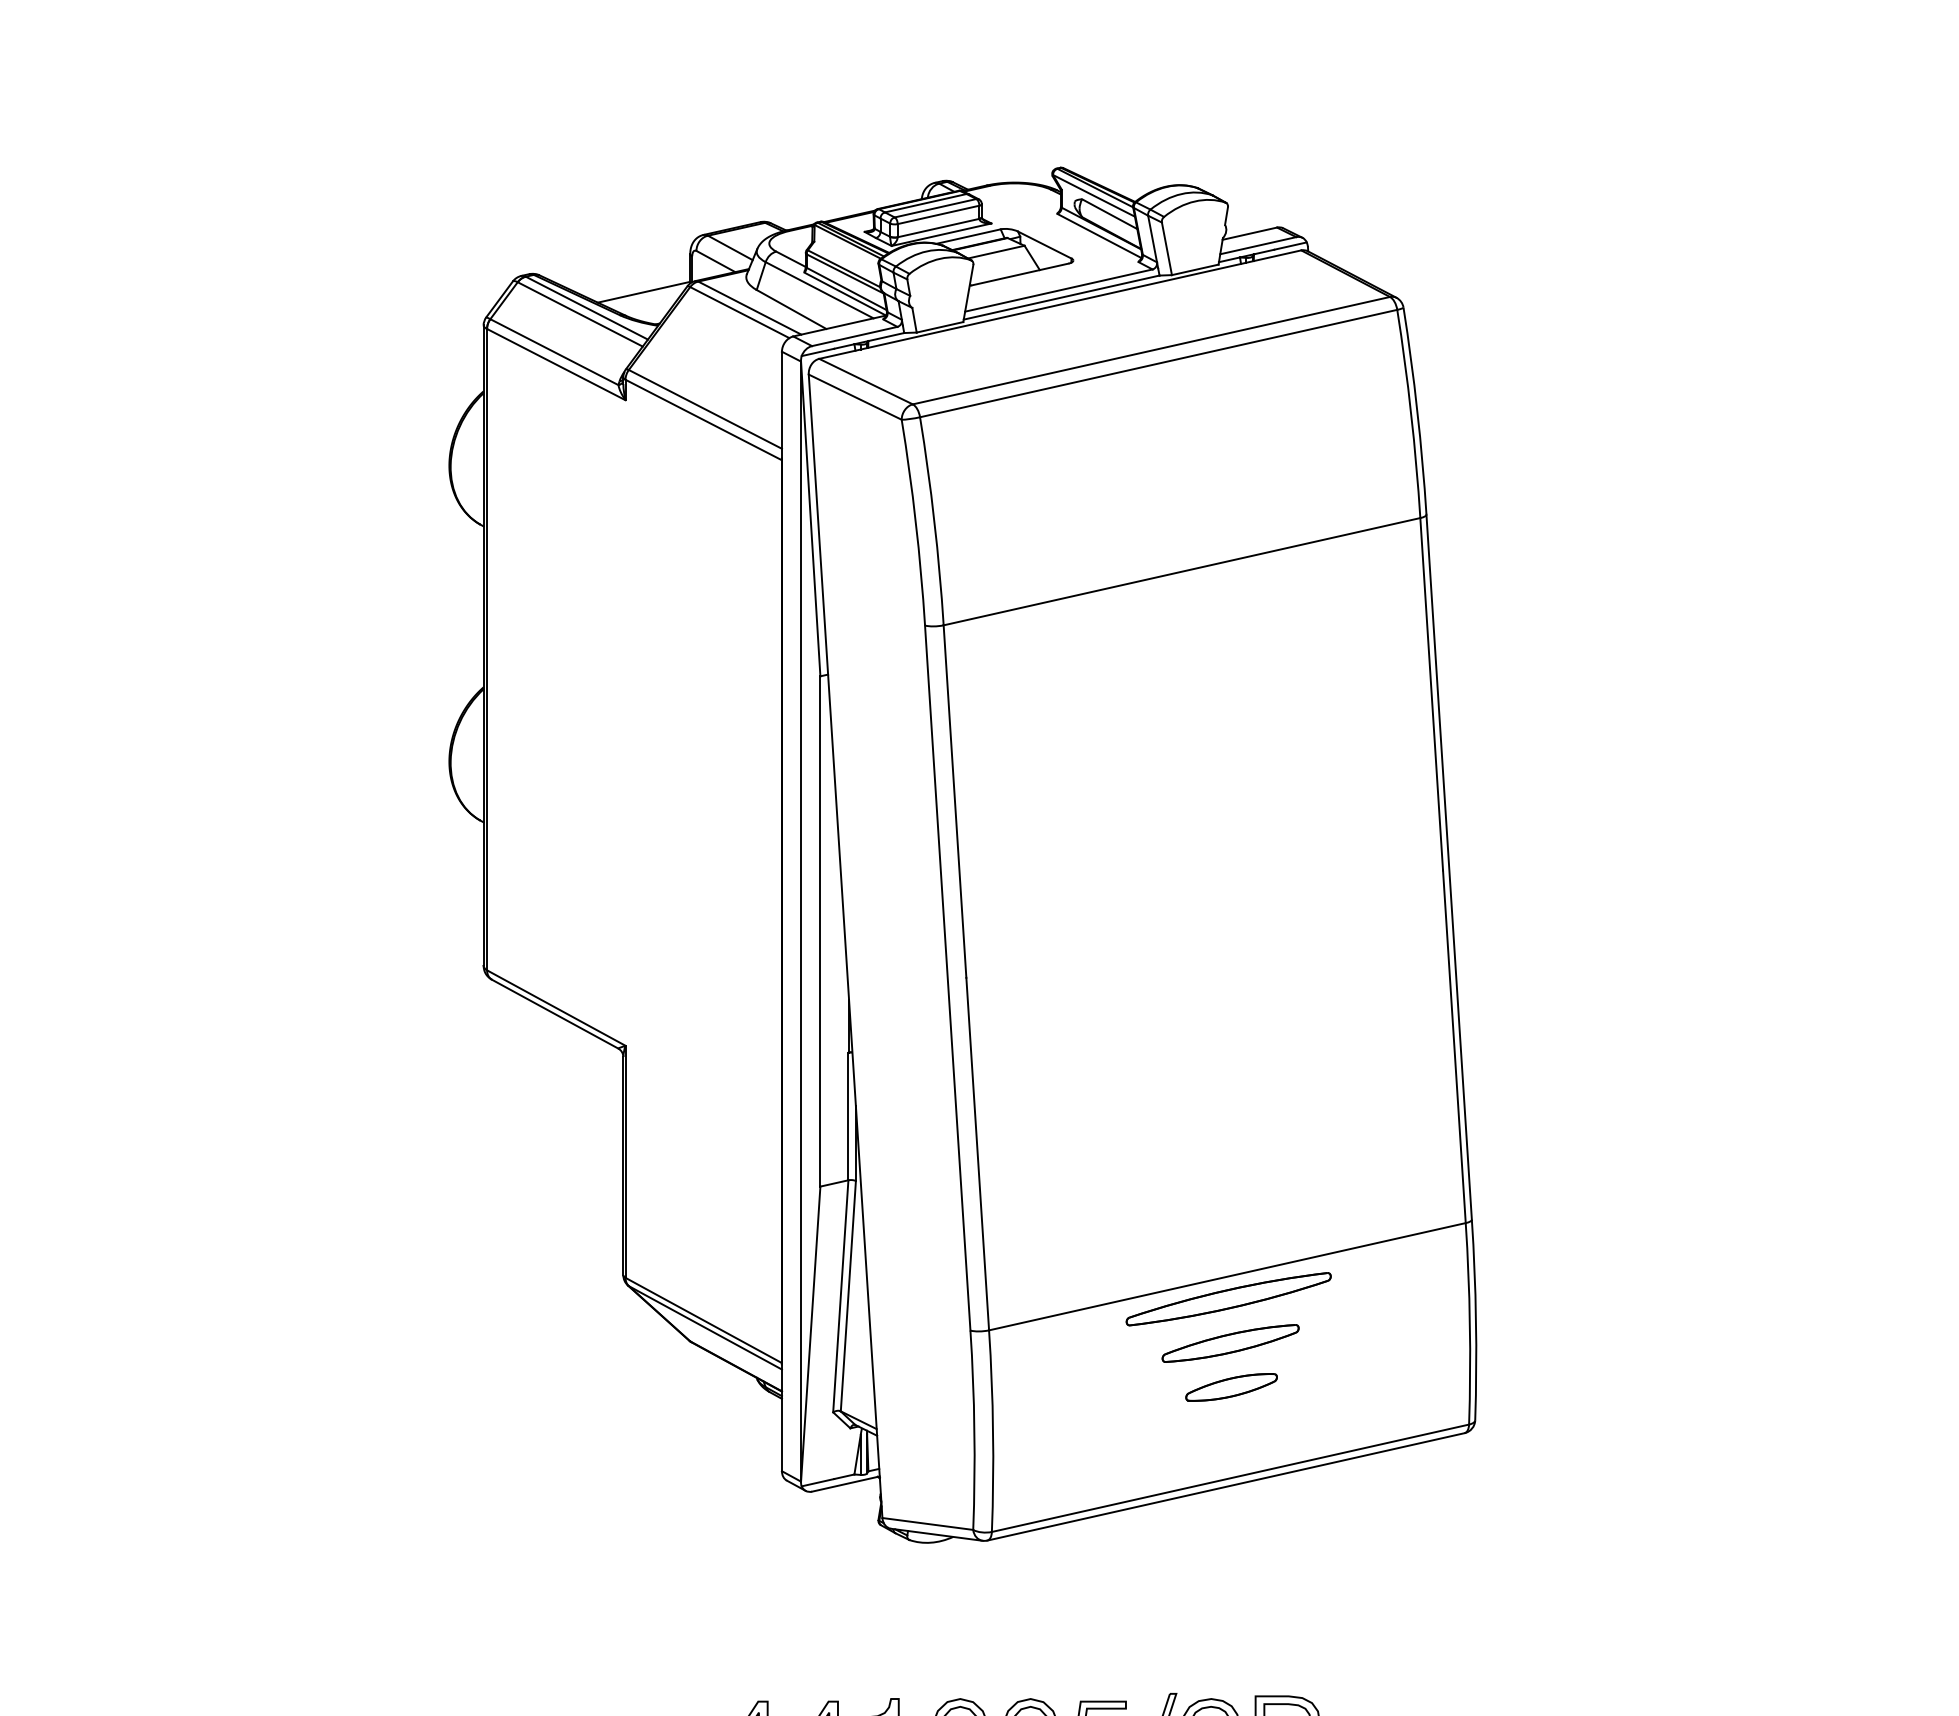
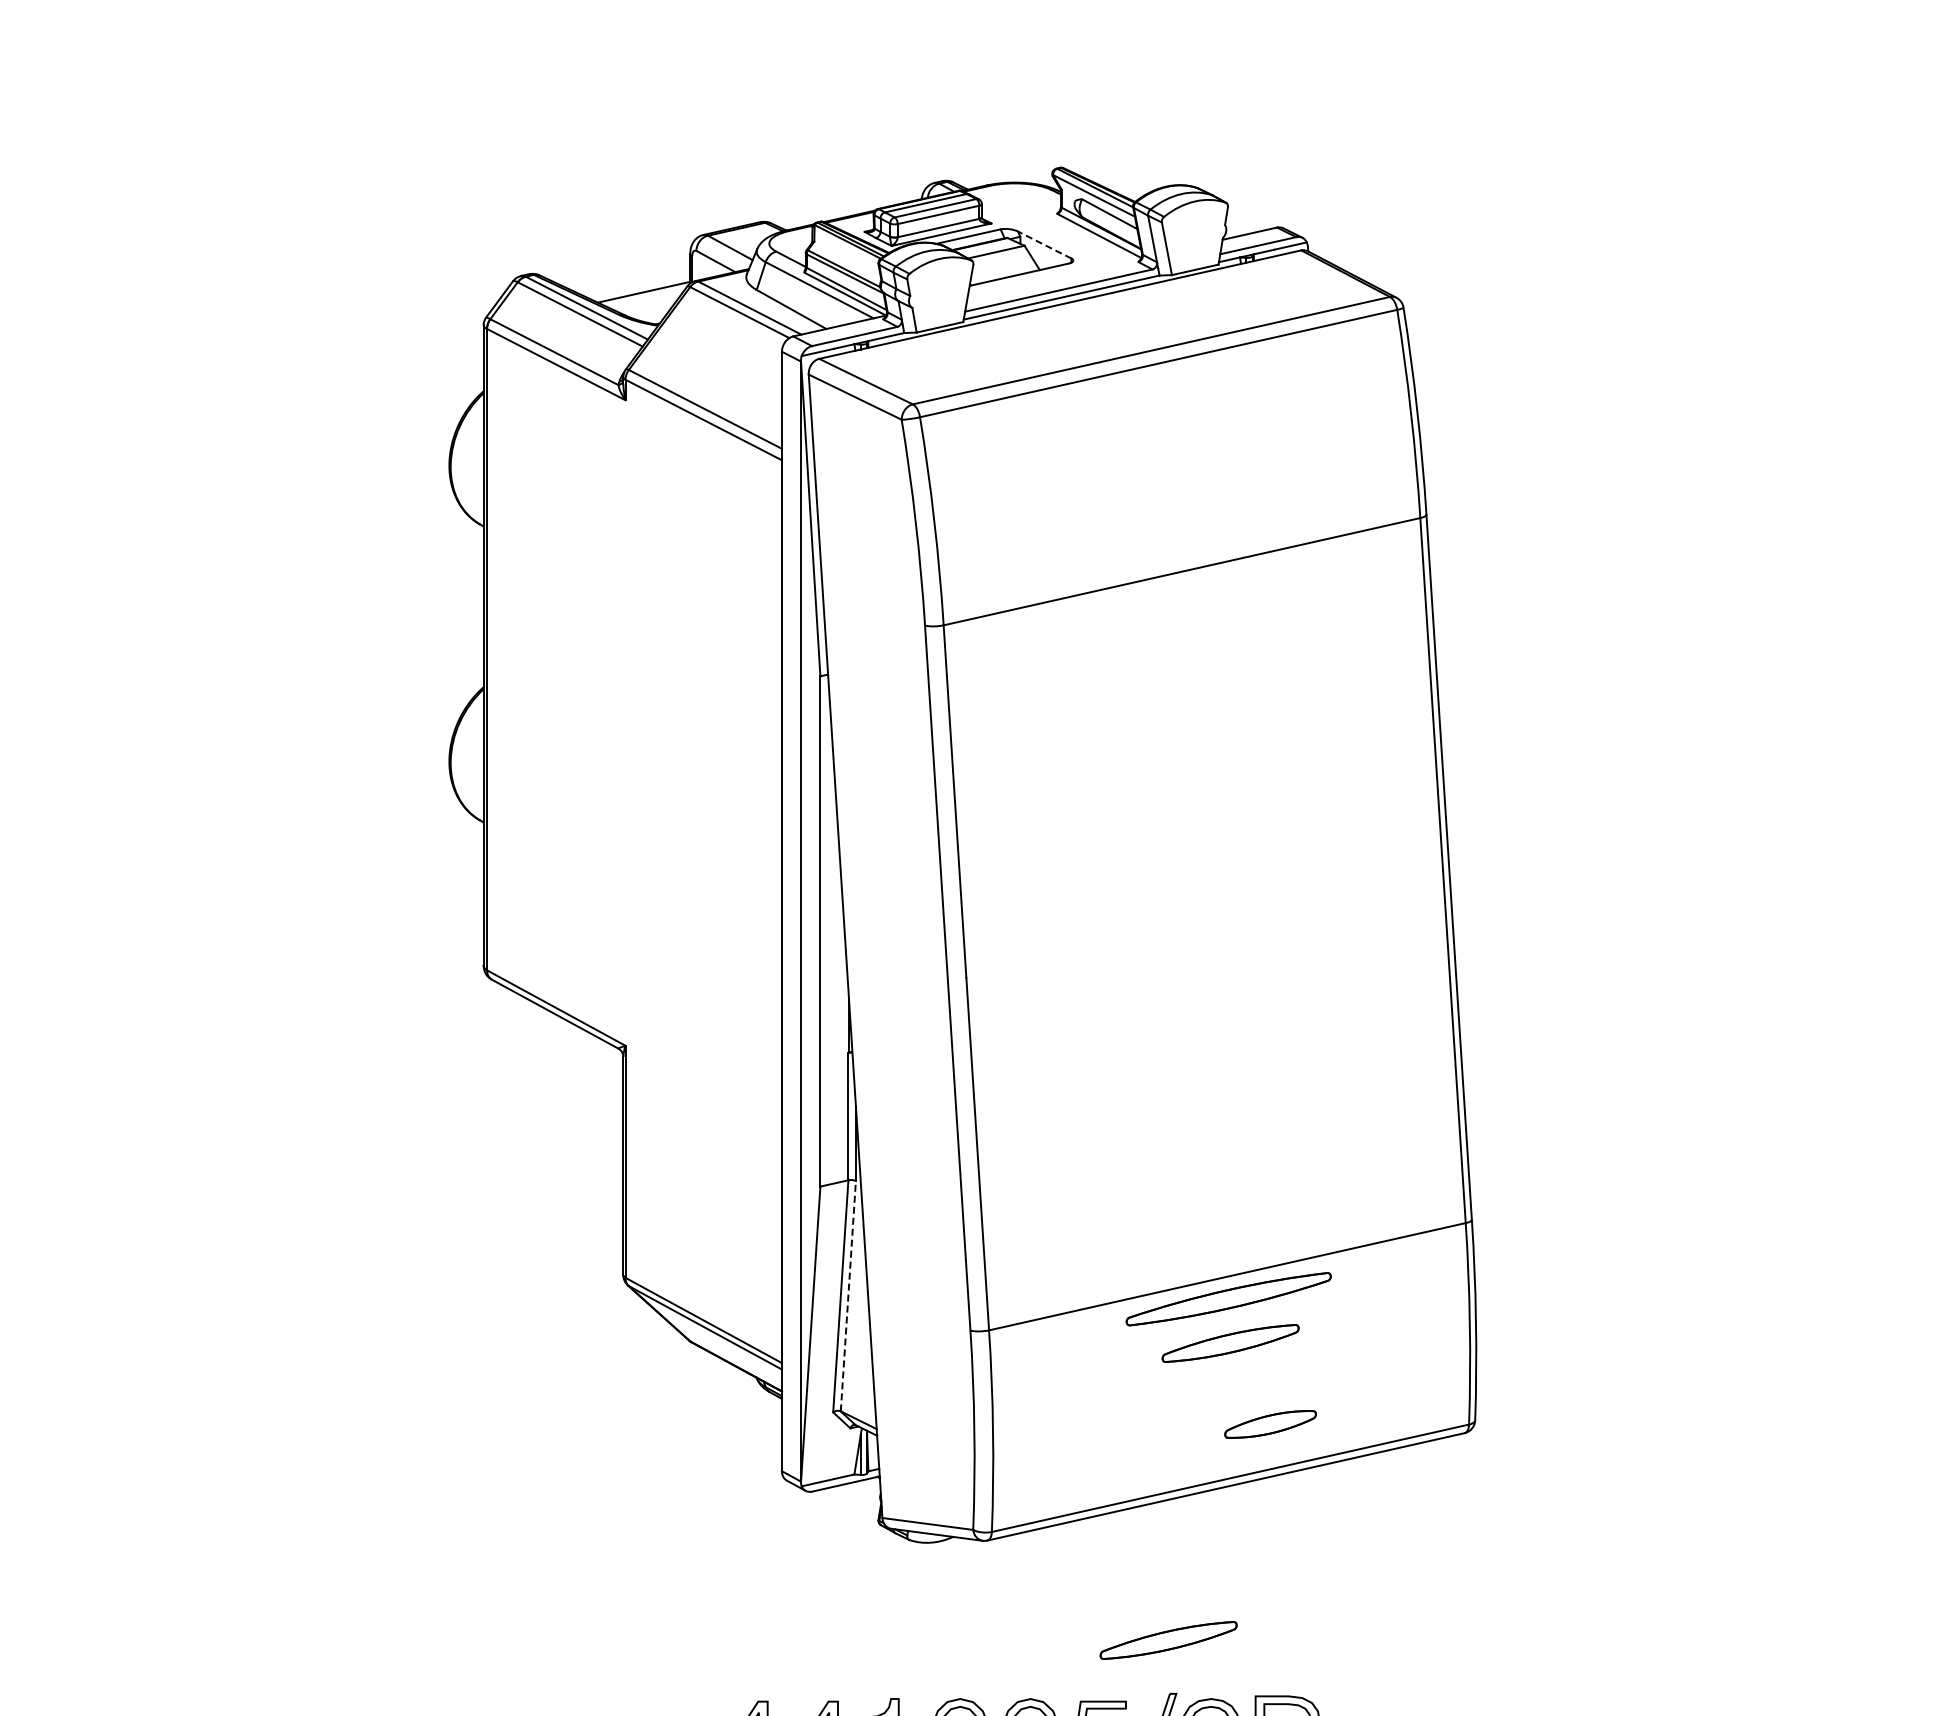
line: solid -> dashed (1044, 244)
line: solid -> dashed (848, 1295)
part position: (1231, 1387) -> (1270, 1424) (1270, 1424)
part: none -> present (1168, 1640)
